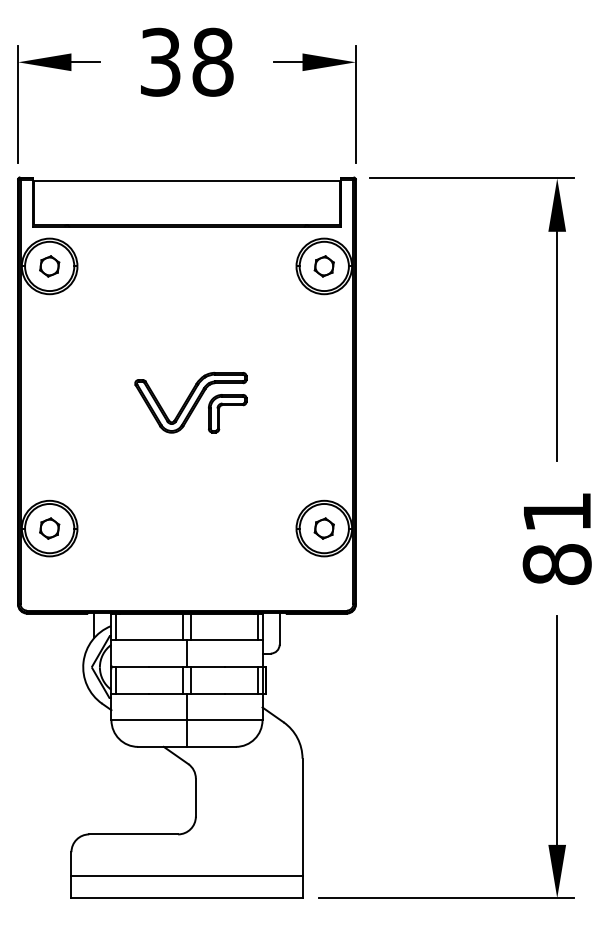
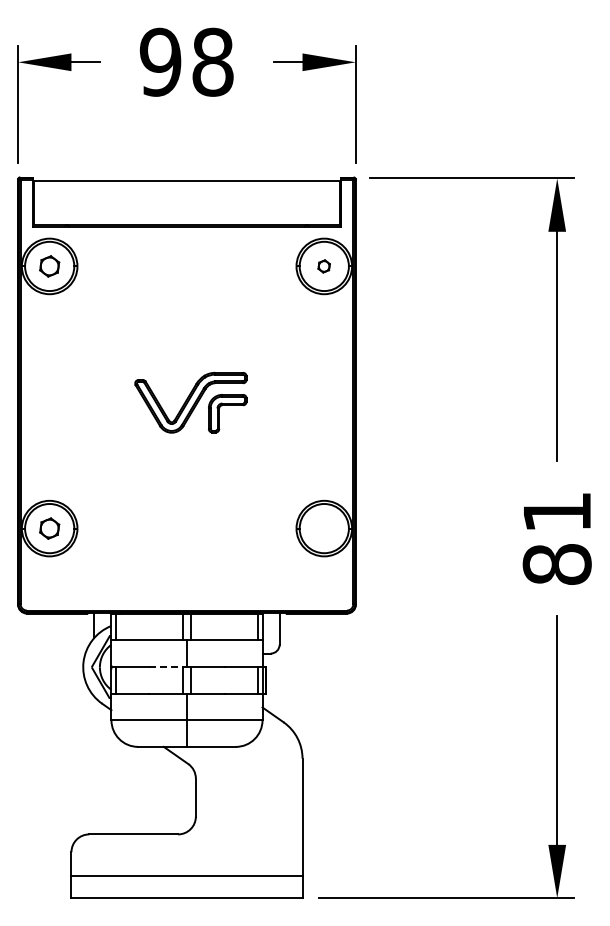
text: 38 -> 98 (160, 61)
part size: 22x23 px -> 14x15 px (323, 266)
part: present -> none (323, 528)
line: solid -> dashed (165, 666)
